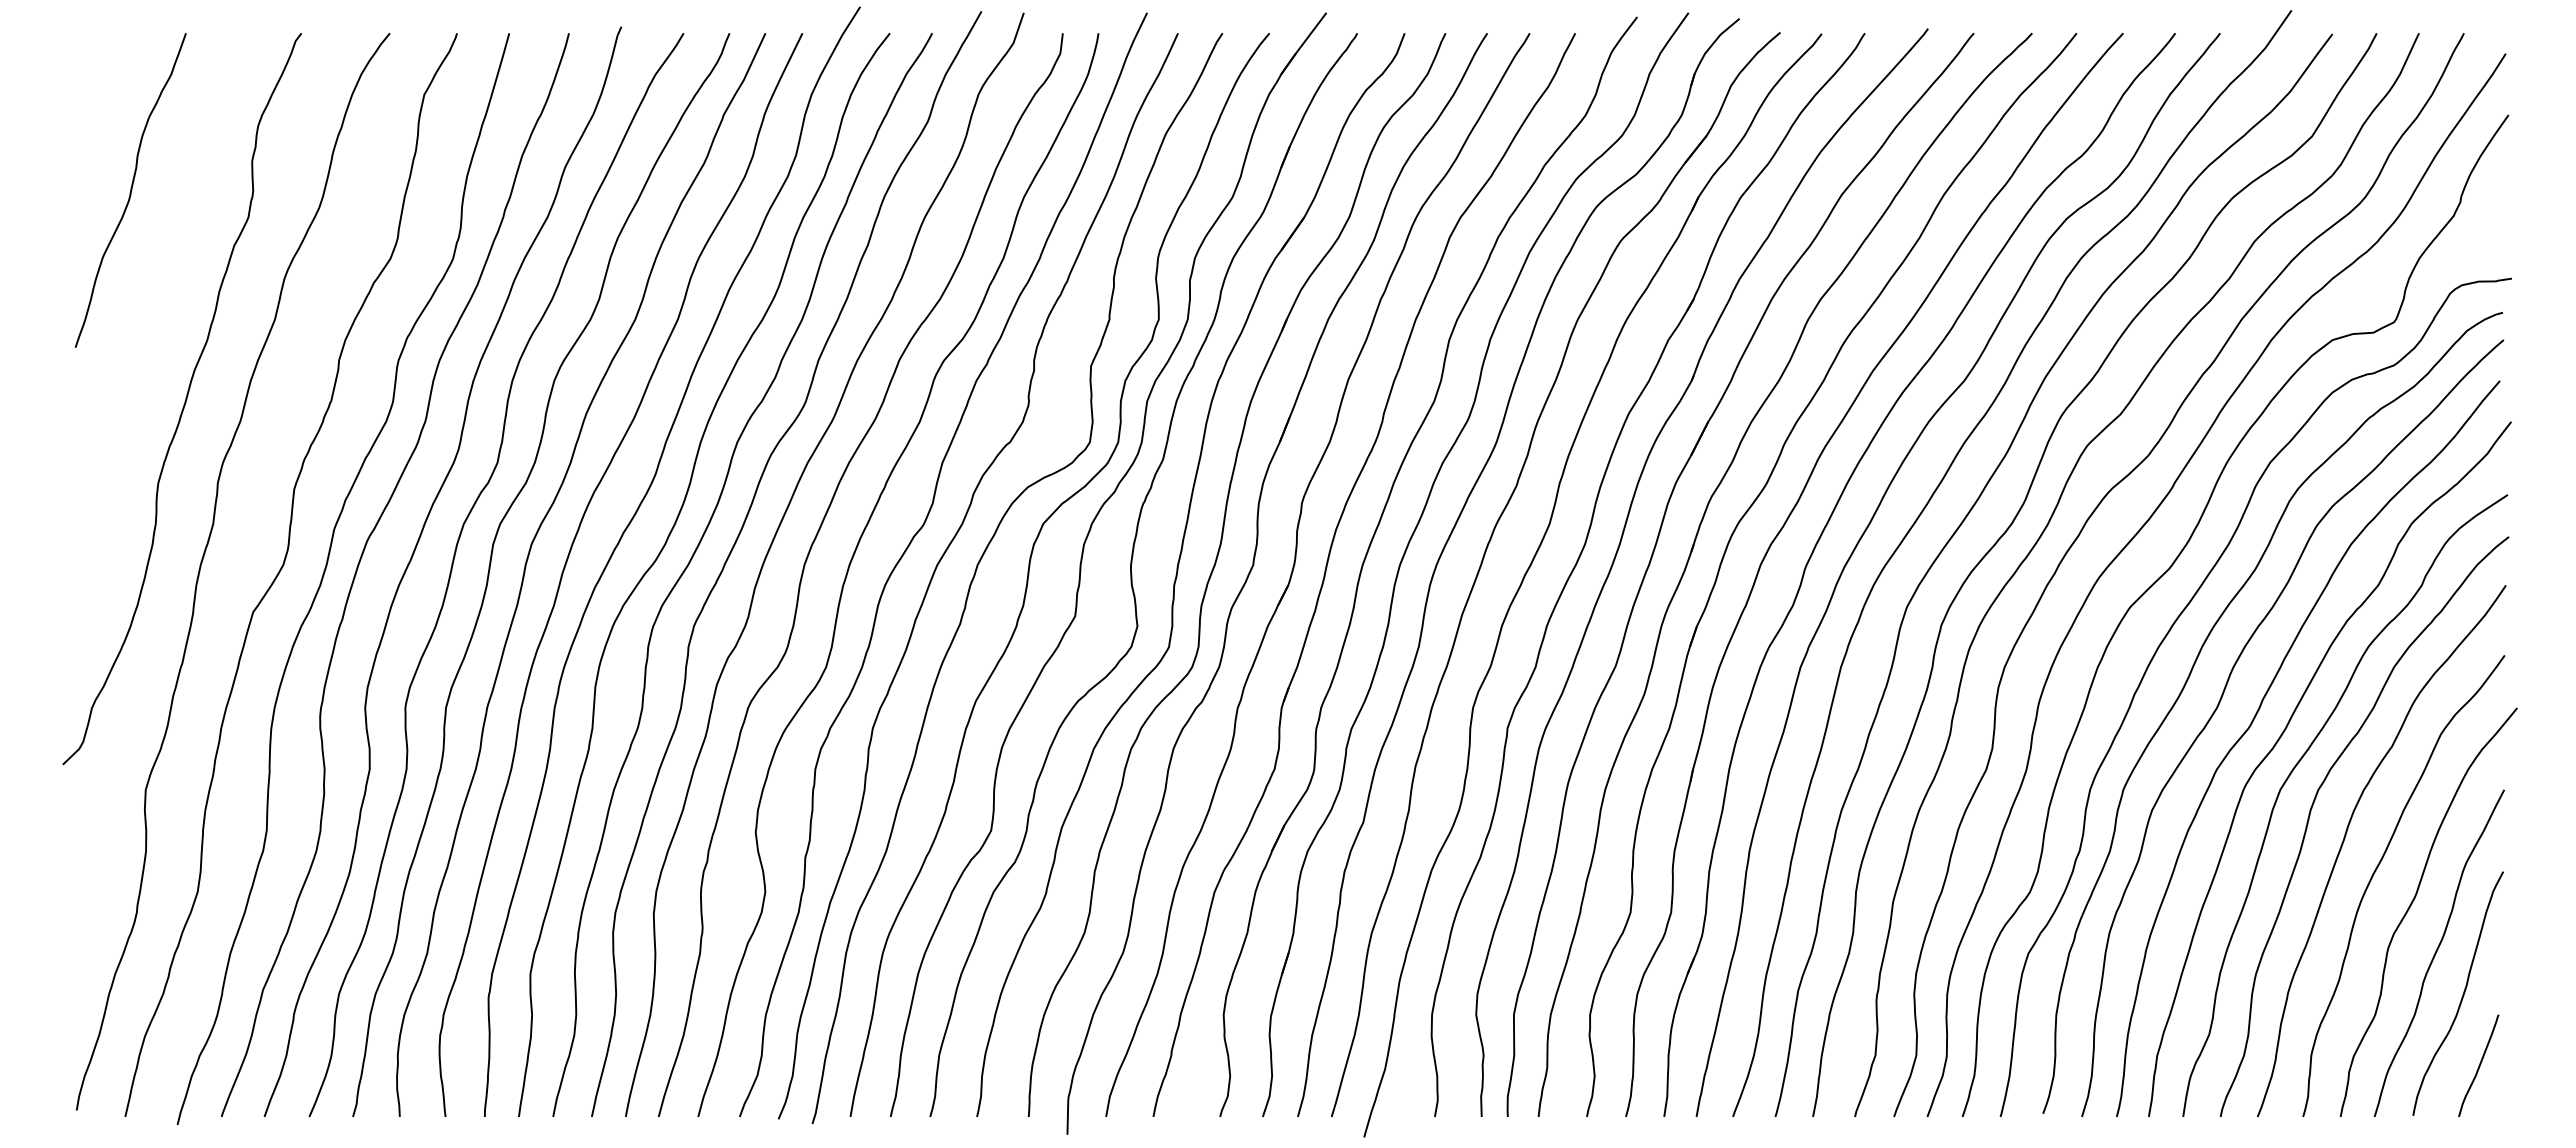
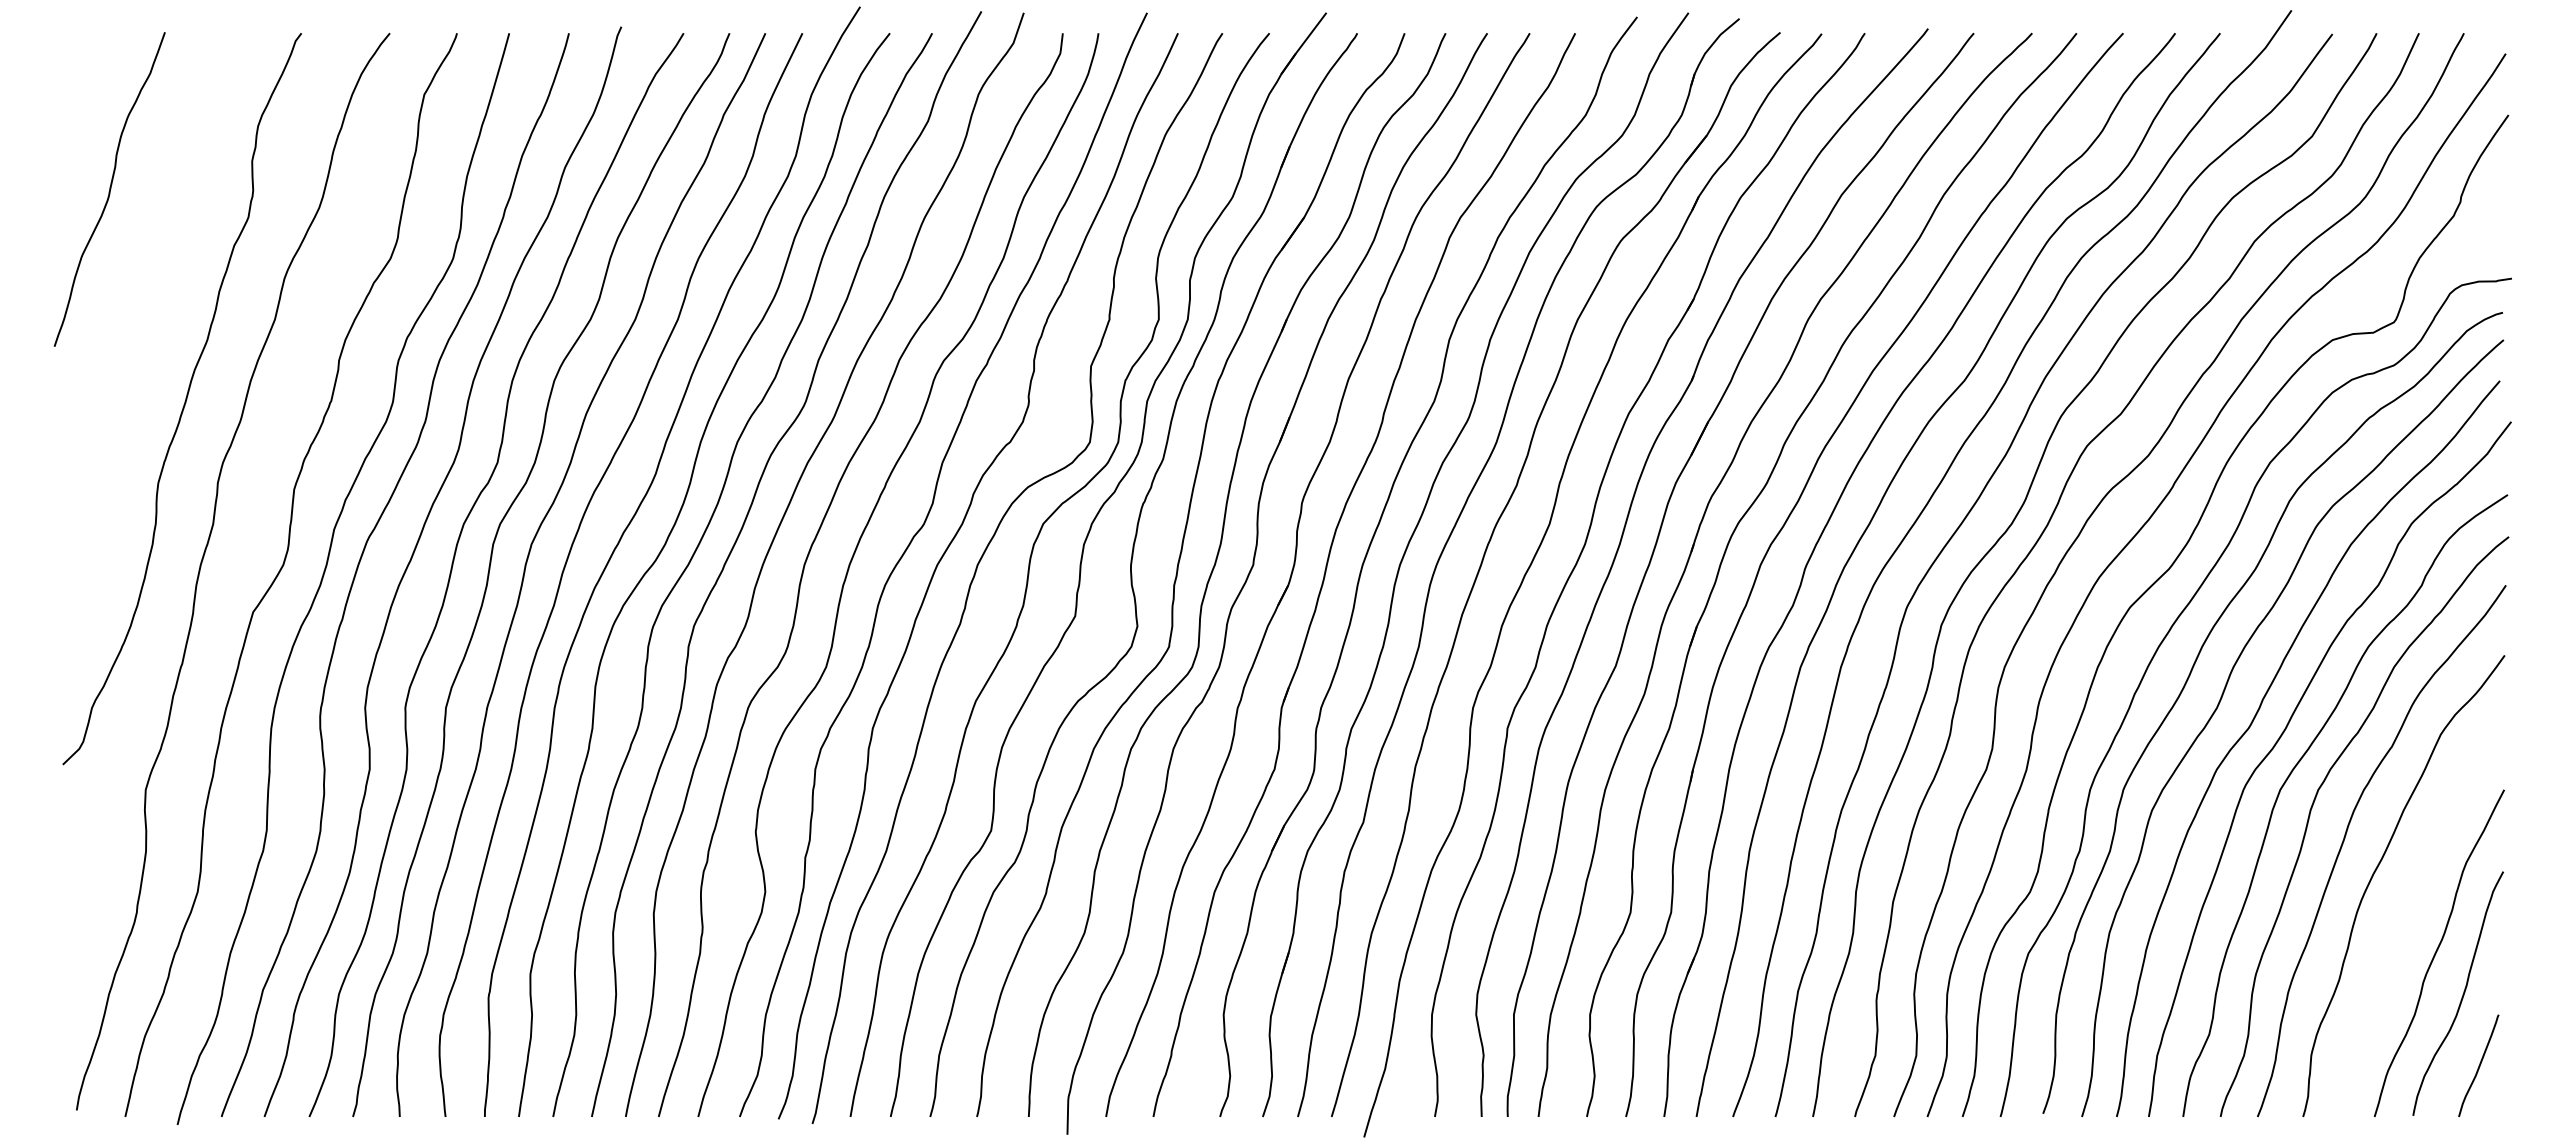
curve position: (130, 190) -> (109, 189) (109, 189)
curve: present -> none (2412, 904)
